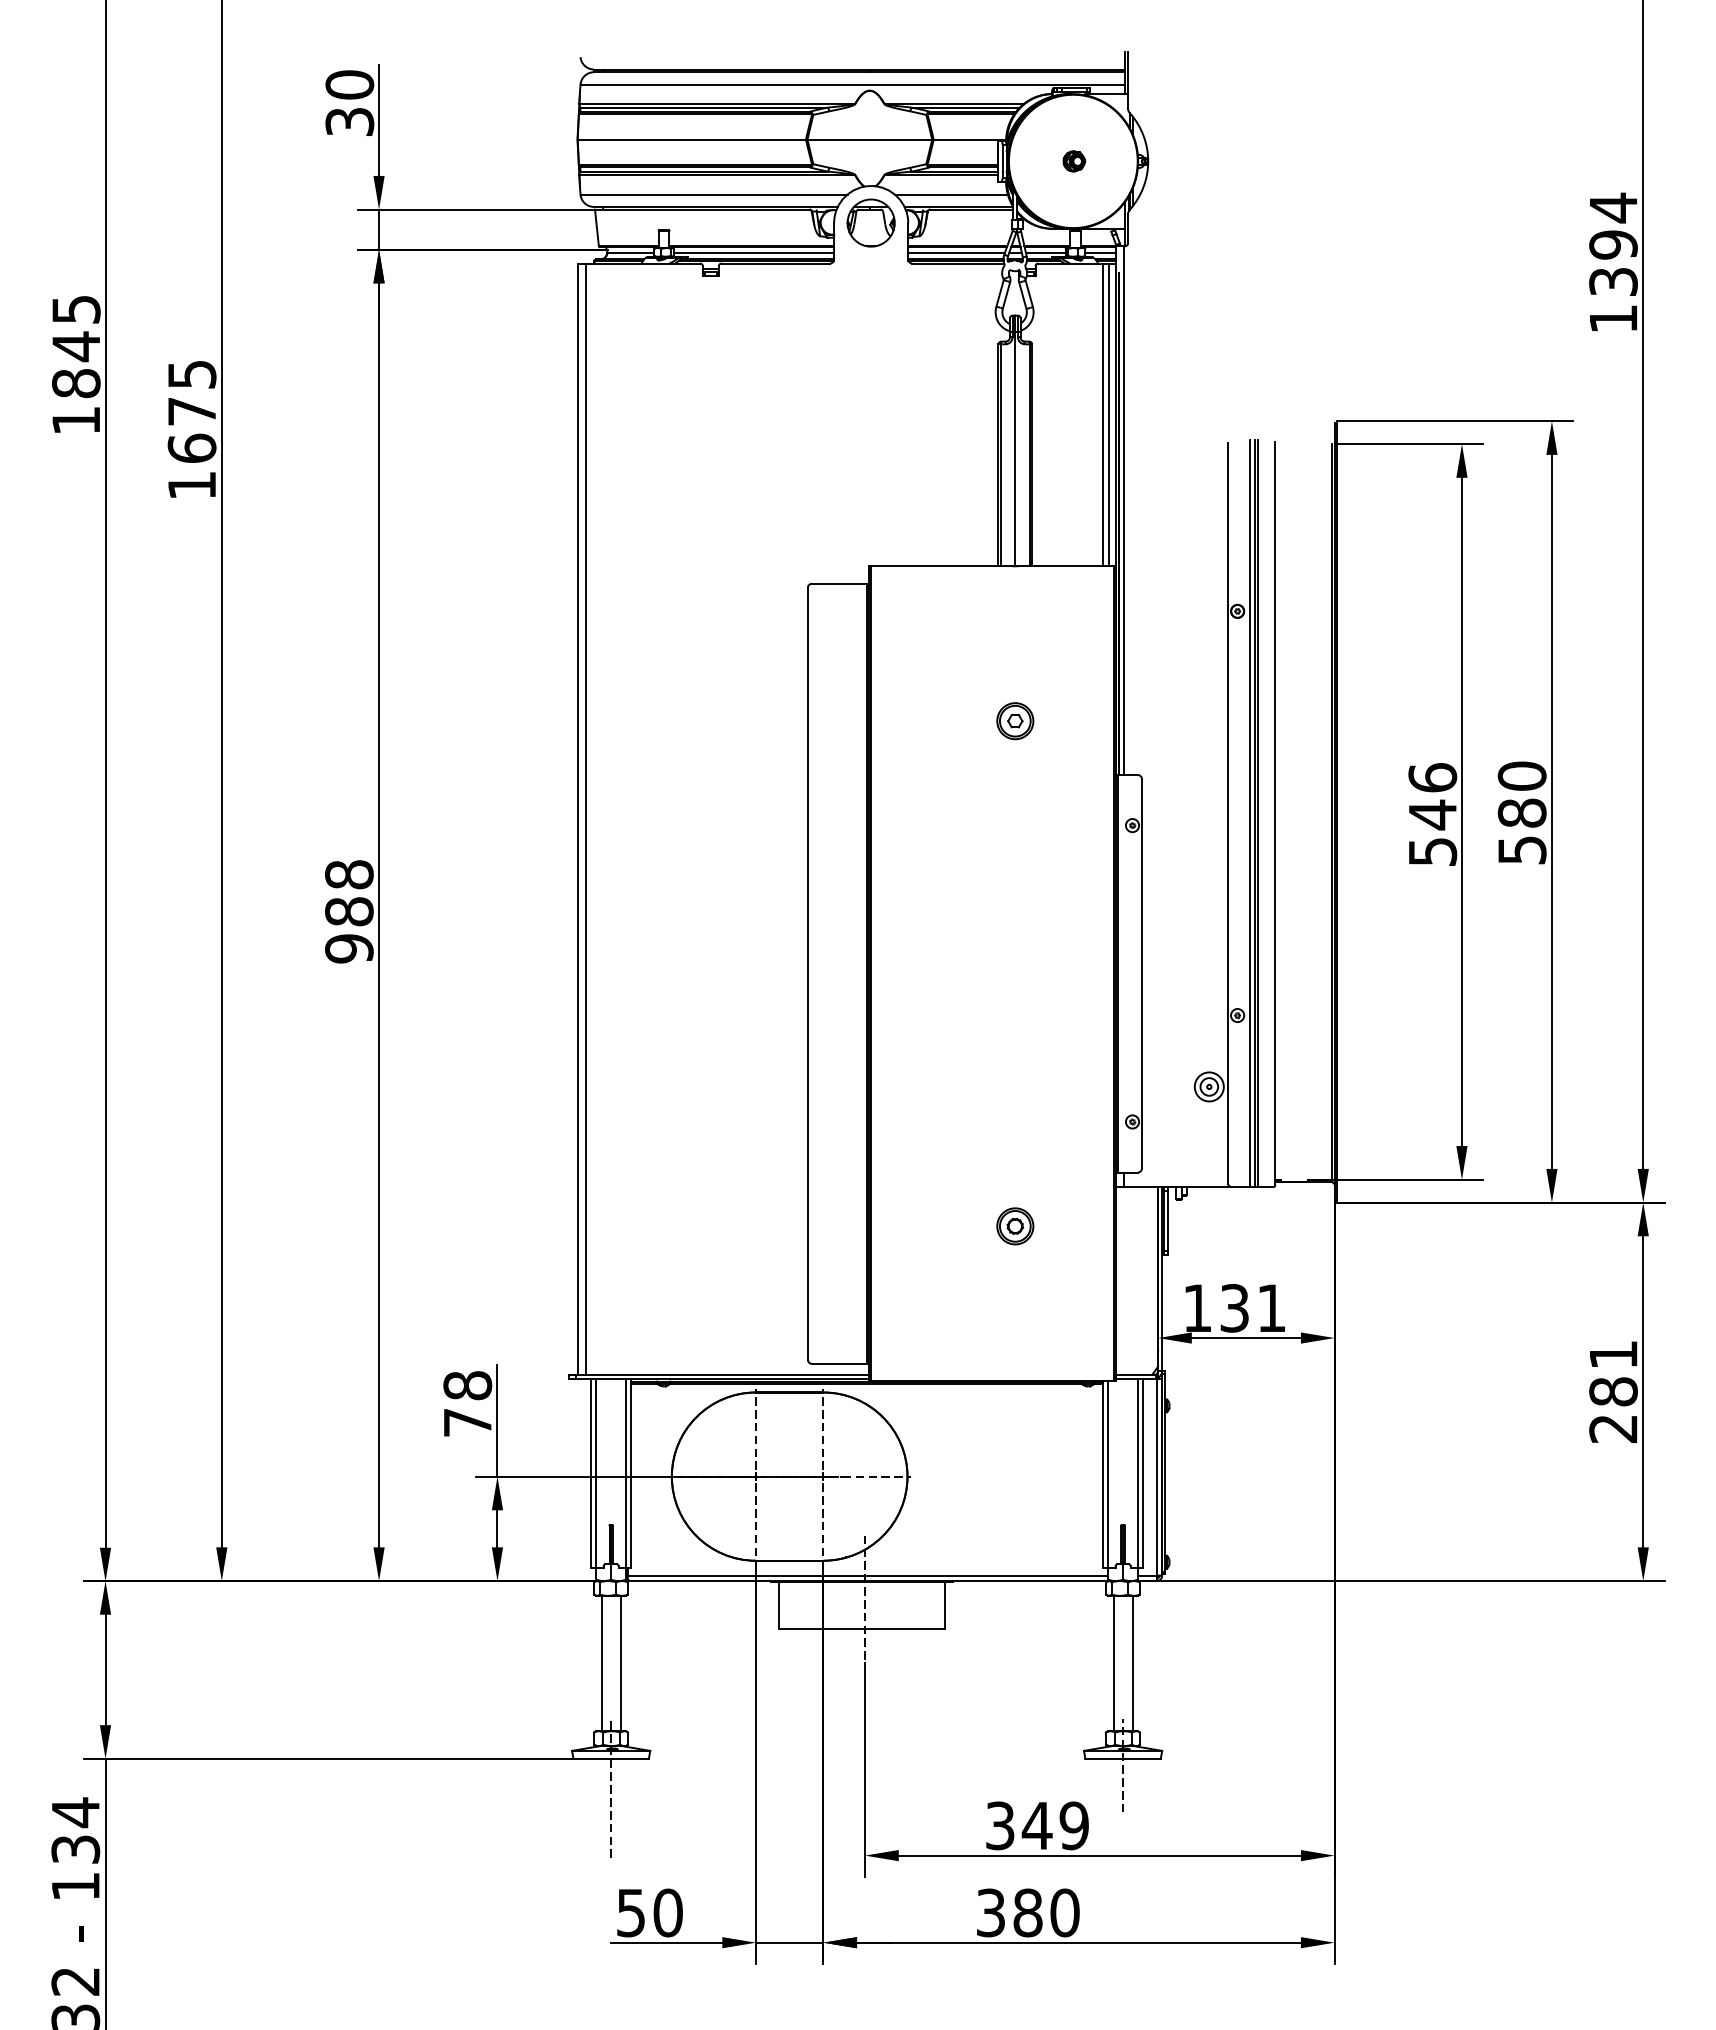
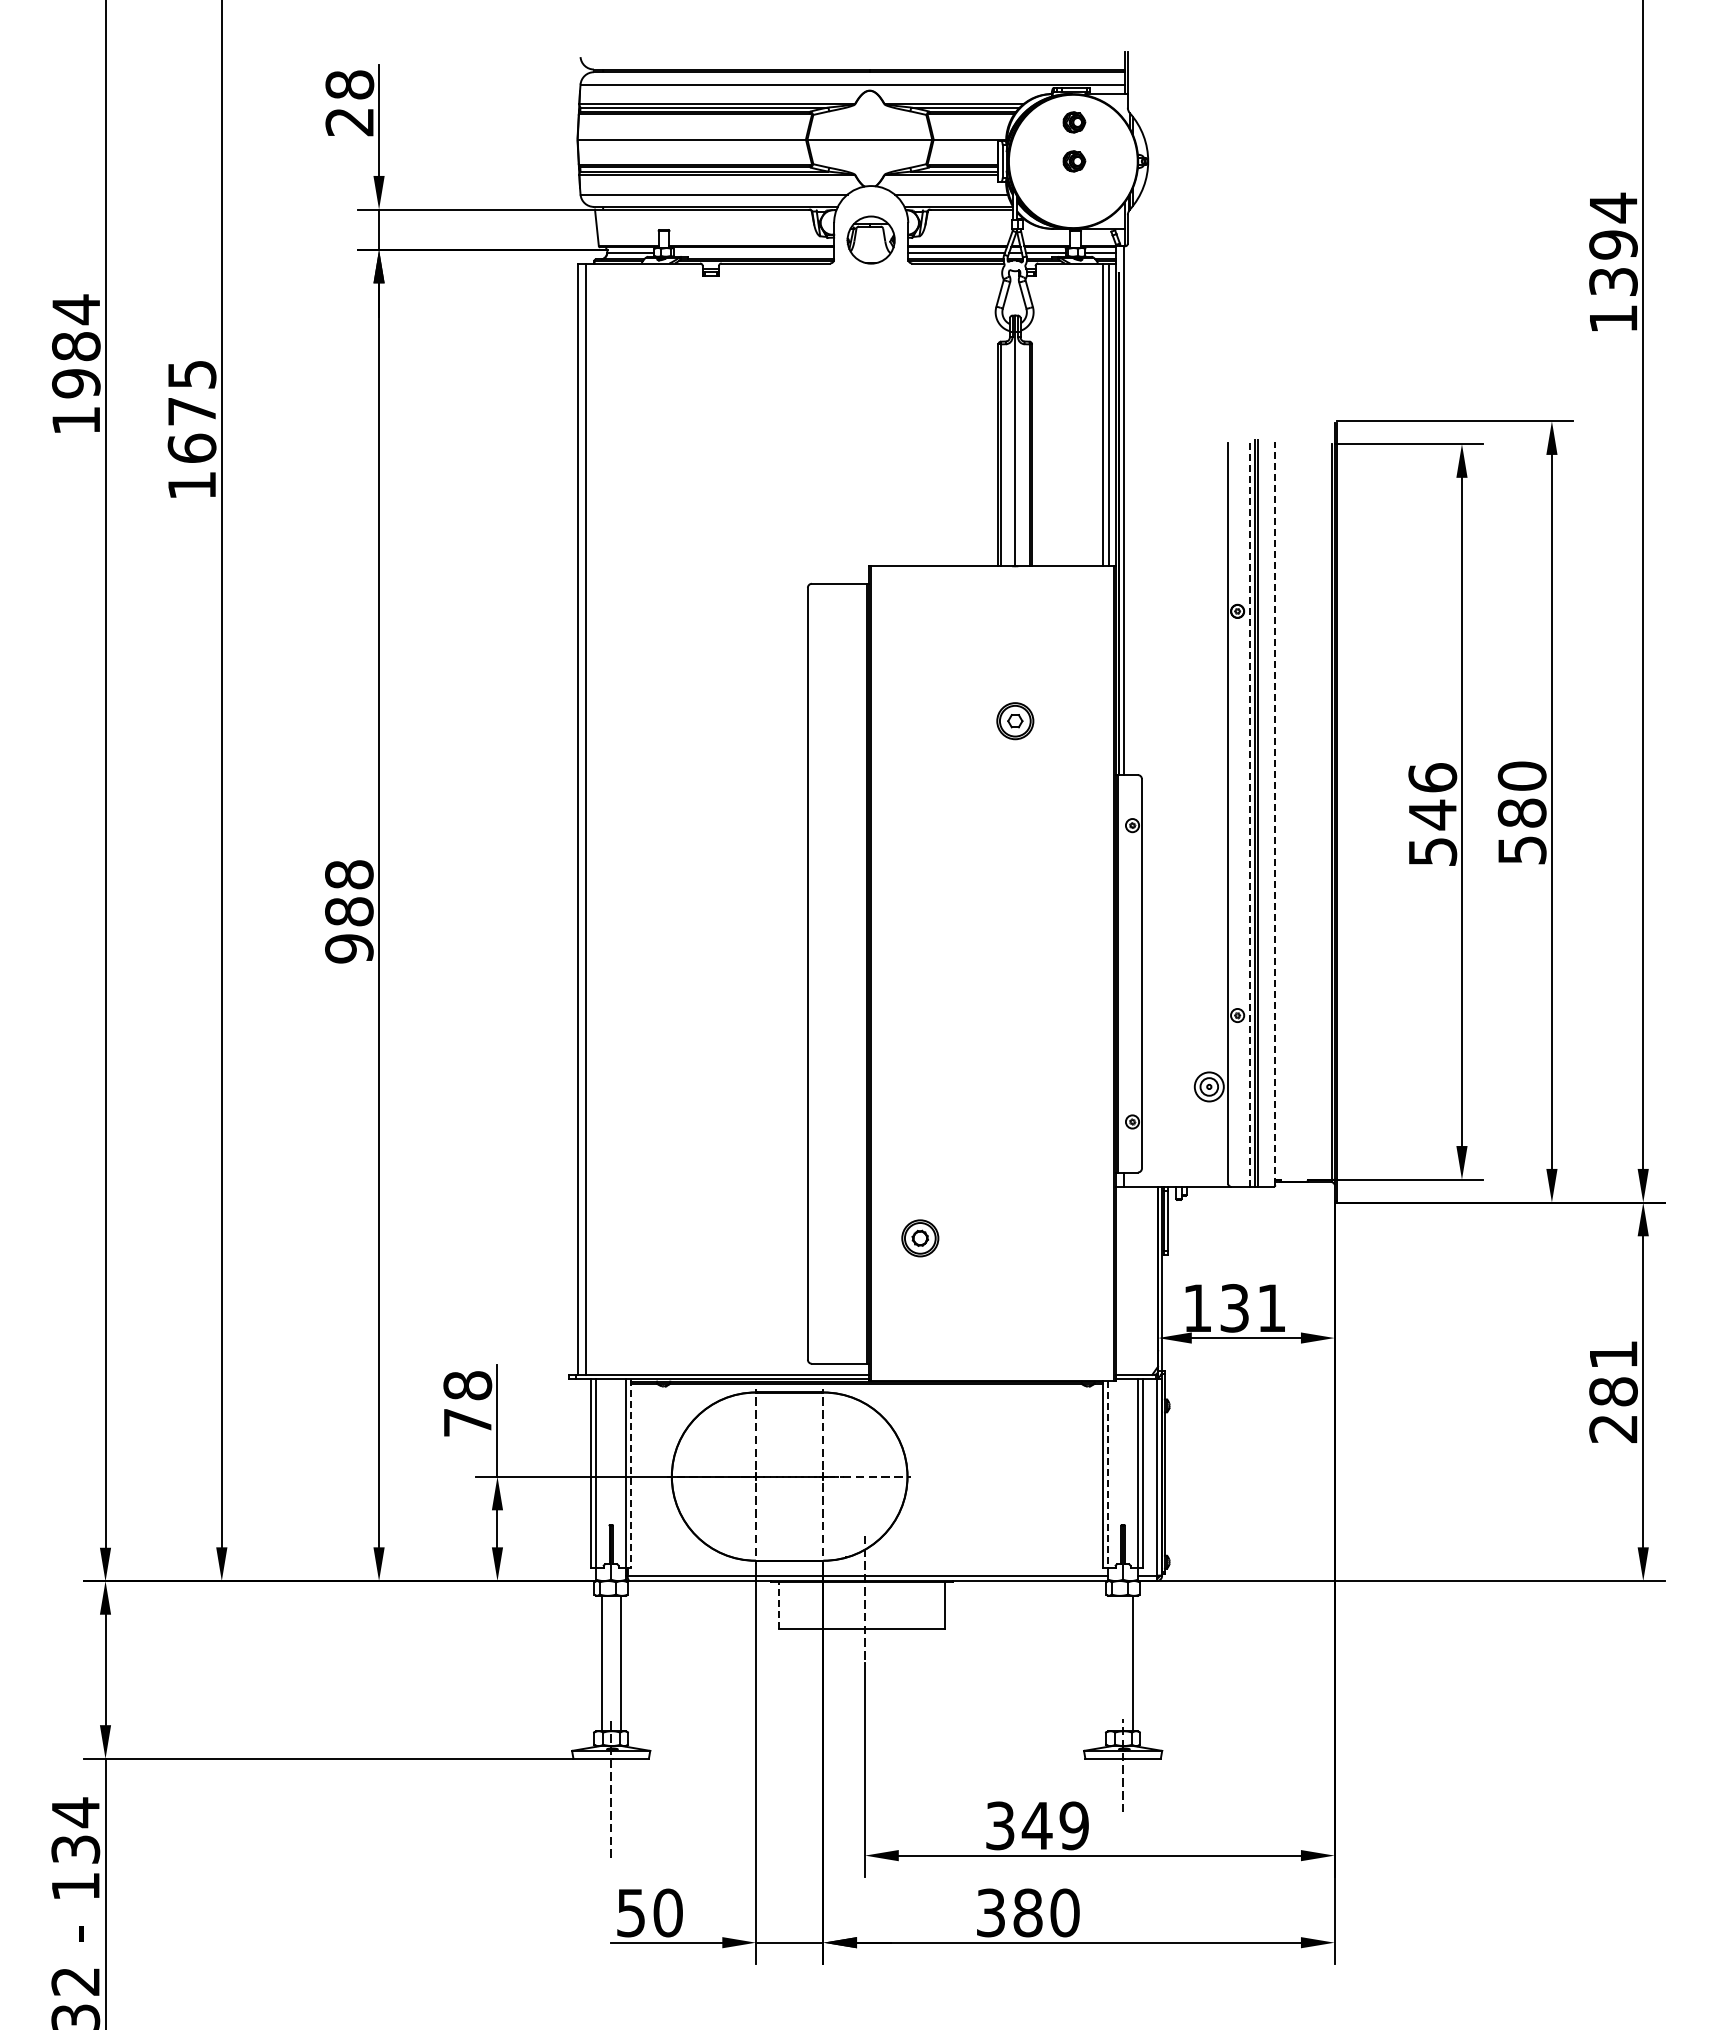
text: 30 -> 28 (349, 103)
part: none -> present (1074, 122)
part position: (870, 222) -> (870, 239) (870, 239)
line: present -> none (753, 253)
text: 1845 -> 1984 (76, 346)
line: solid -> dashed (1249, 812)
line: solid -> dashed (1275, 813)
part position: (1015, 1226) -> (920, 1238) (920, 1238)
line: solid -> dashed (631, 1473)
line: solid -> dashed (1108, 1474)
line: solid -> dashed (778, 1605)
line: present -> none (1113, 1663)
